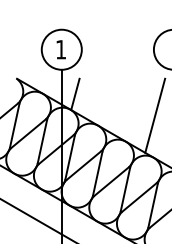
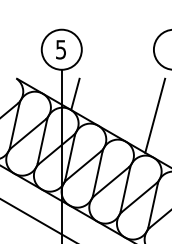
text: 1 -> 5 (60, 49)
